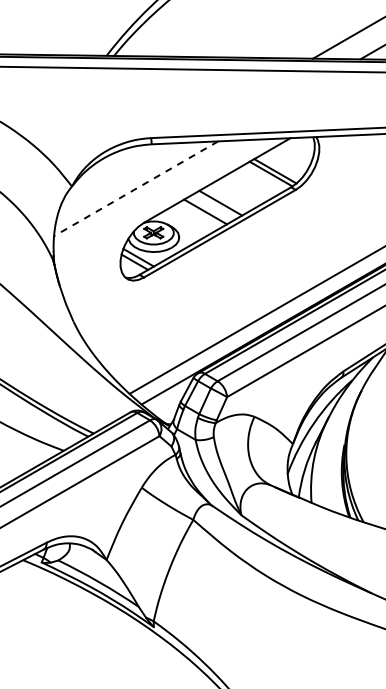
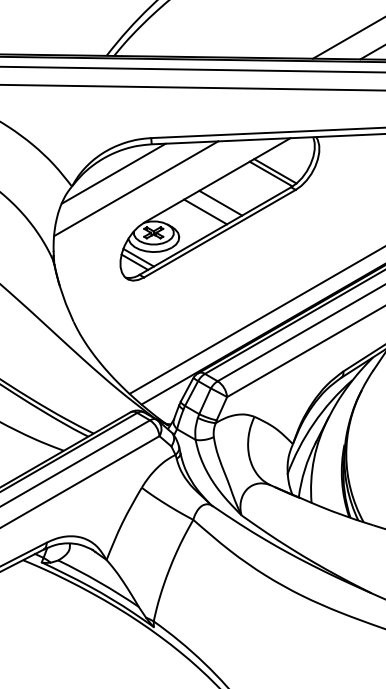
line: none -> present (192, 87)
line: none -> present (113, 173)
line: dashed -> solid (136, 188)
